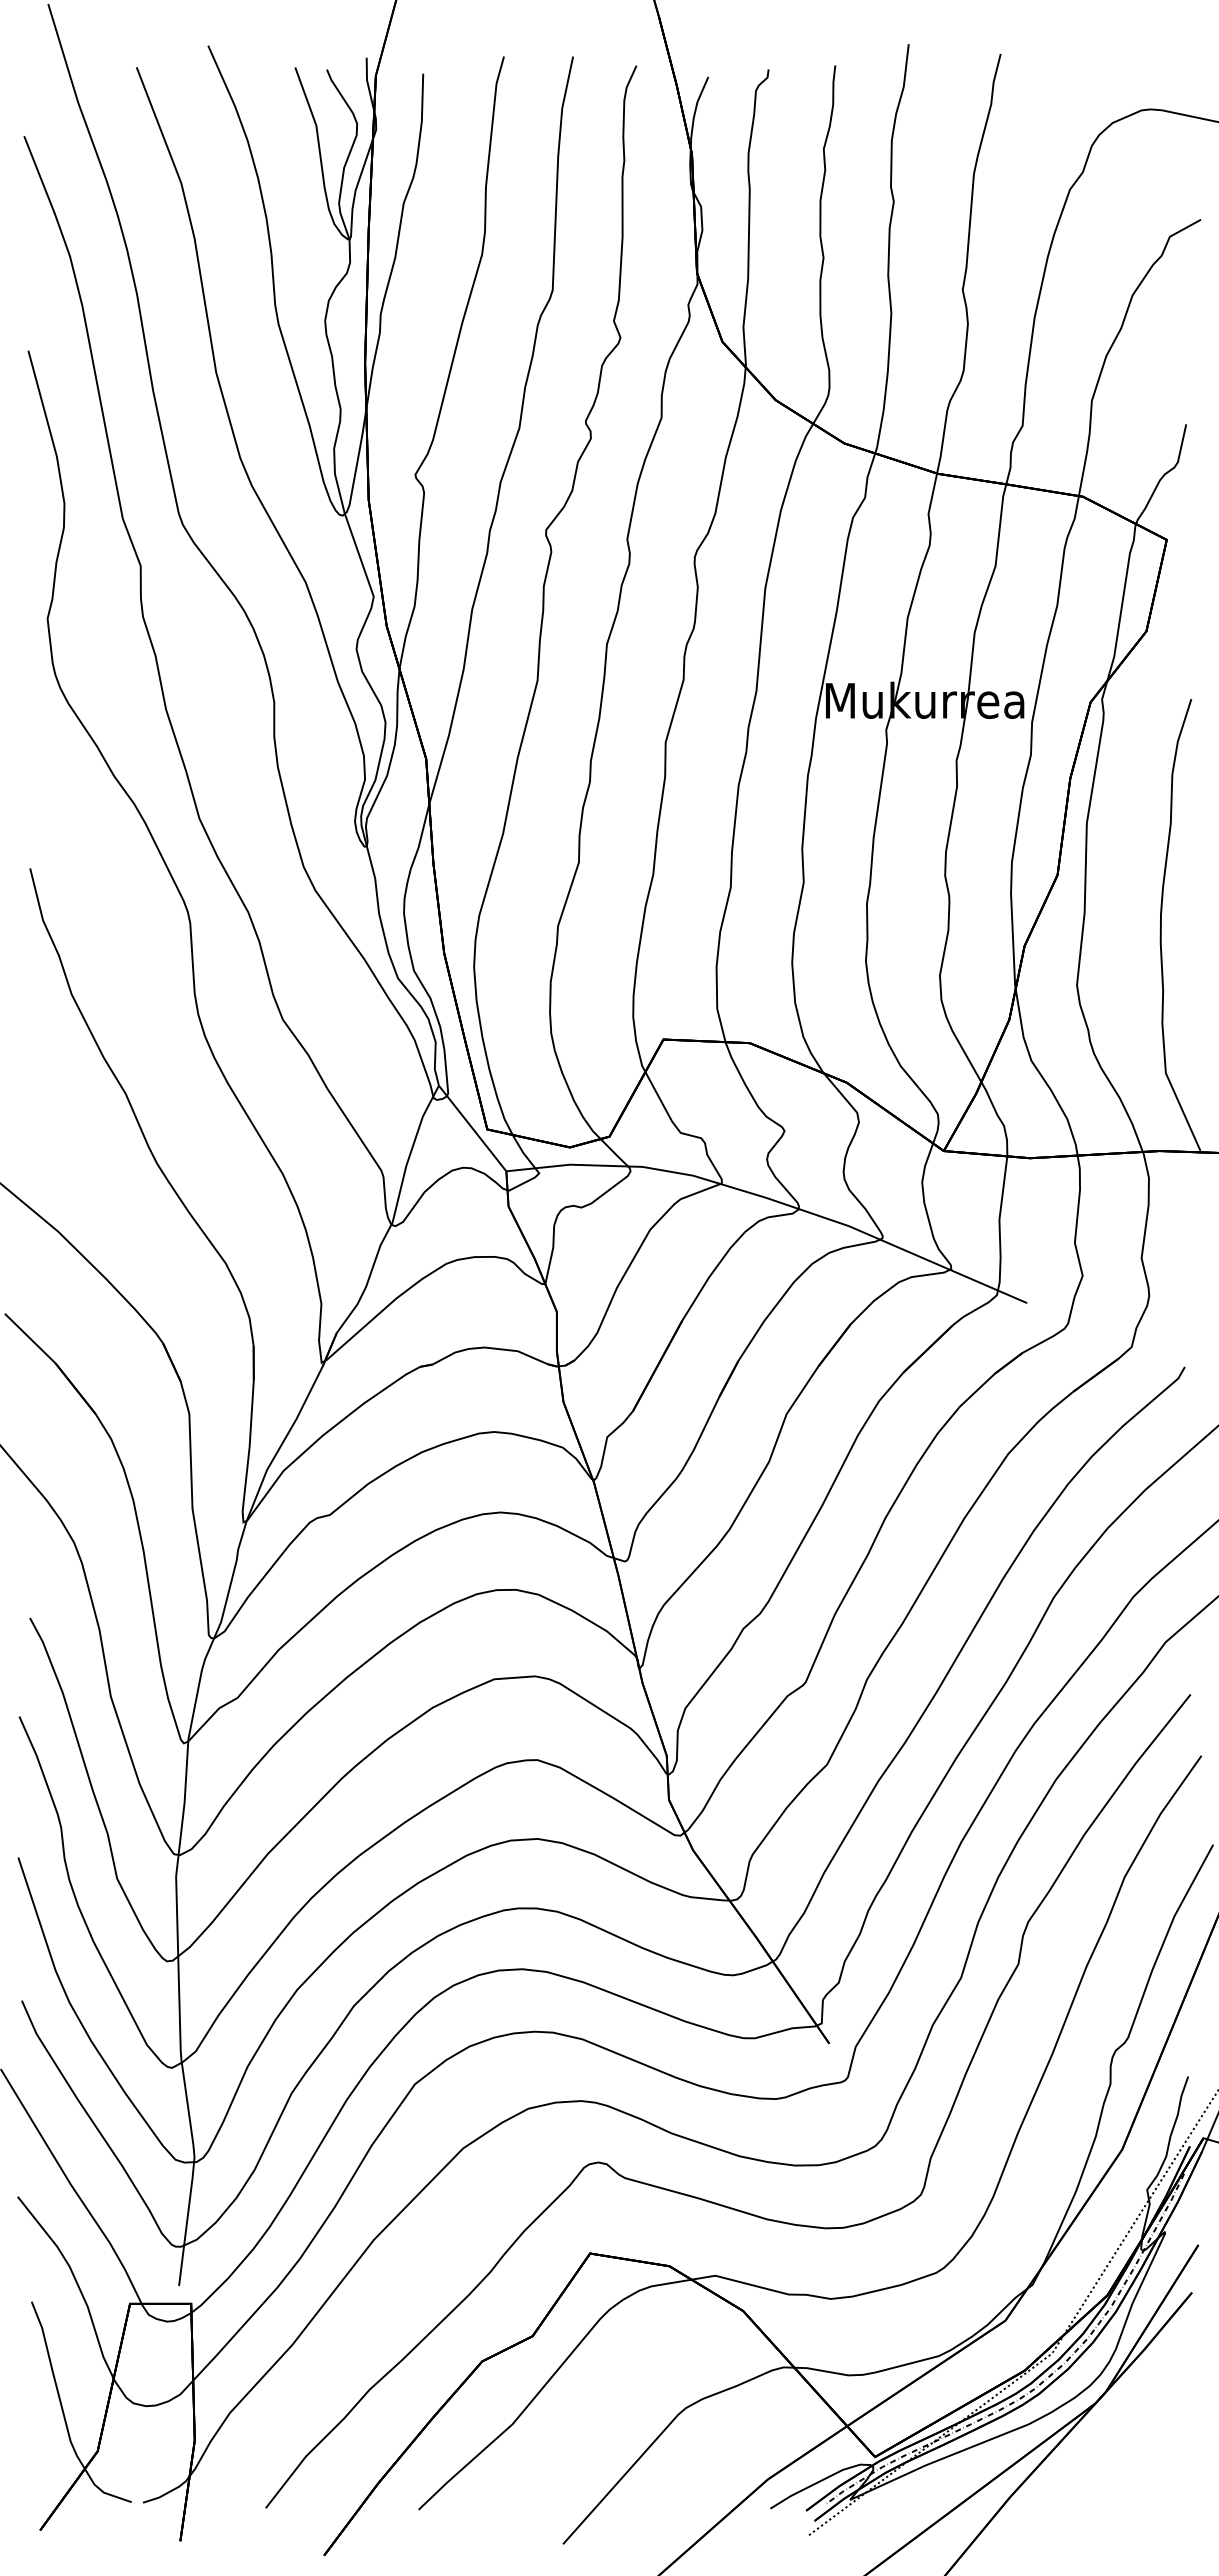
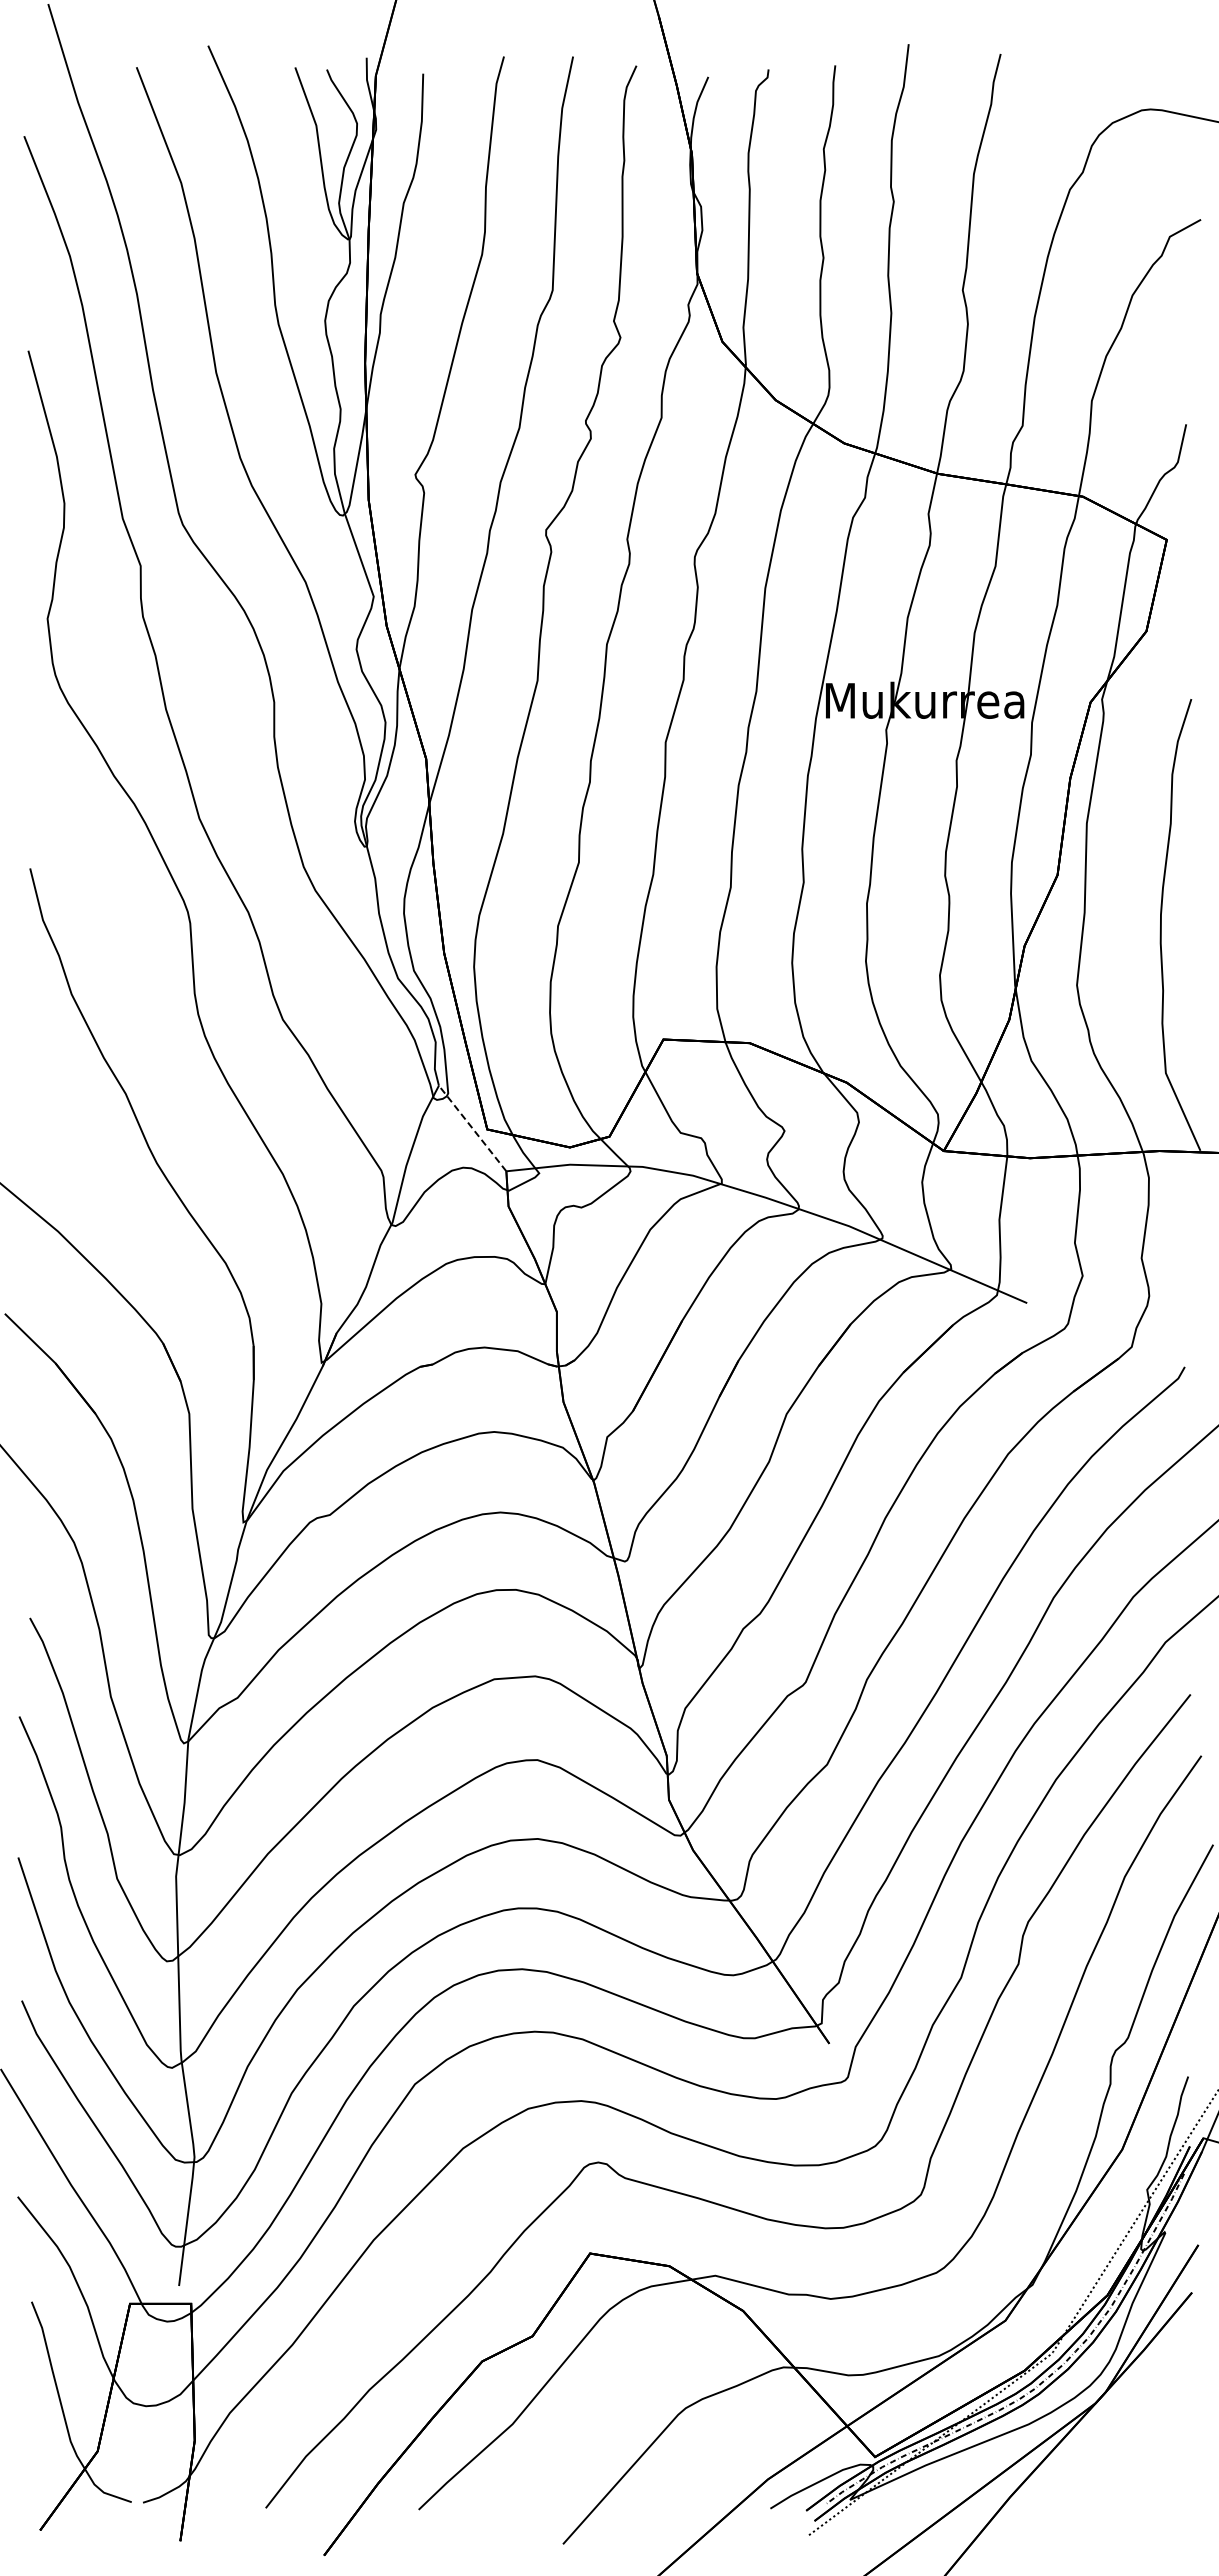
line: solid -> dashed (472, 1128)
